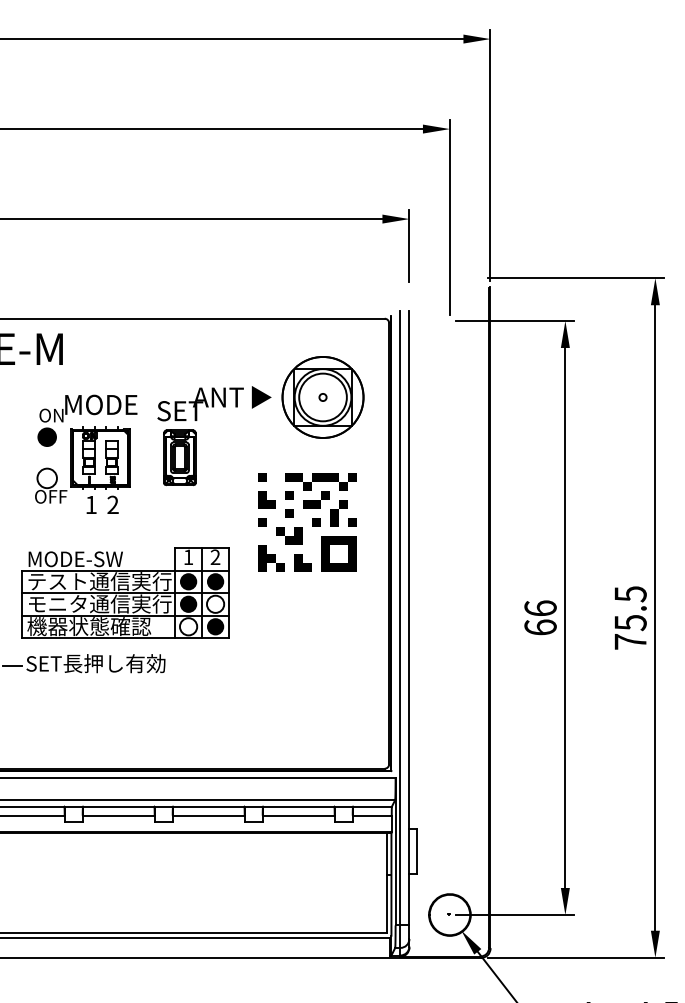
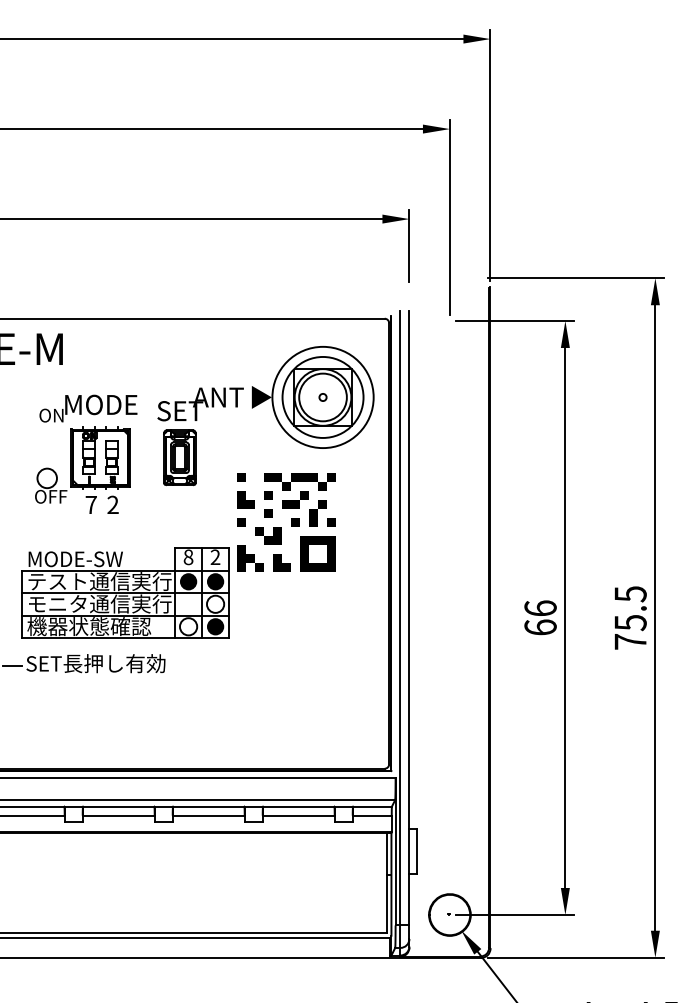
circle diameter: 81 px -> 101 px (322, 397)
fill: present -> none (46, 437)
text: 1 -> 7 (90, 504)
part position: (307, 522) -> (286, 522) (286, 522)
text: 1 -> 8 (188, 557)
fill: present -> none (188, 603)
